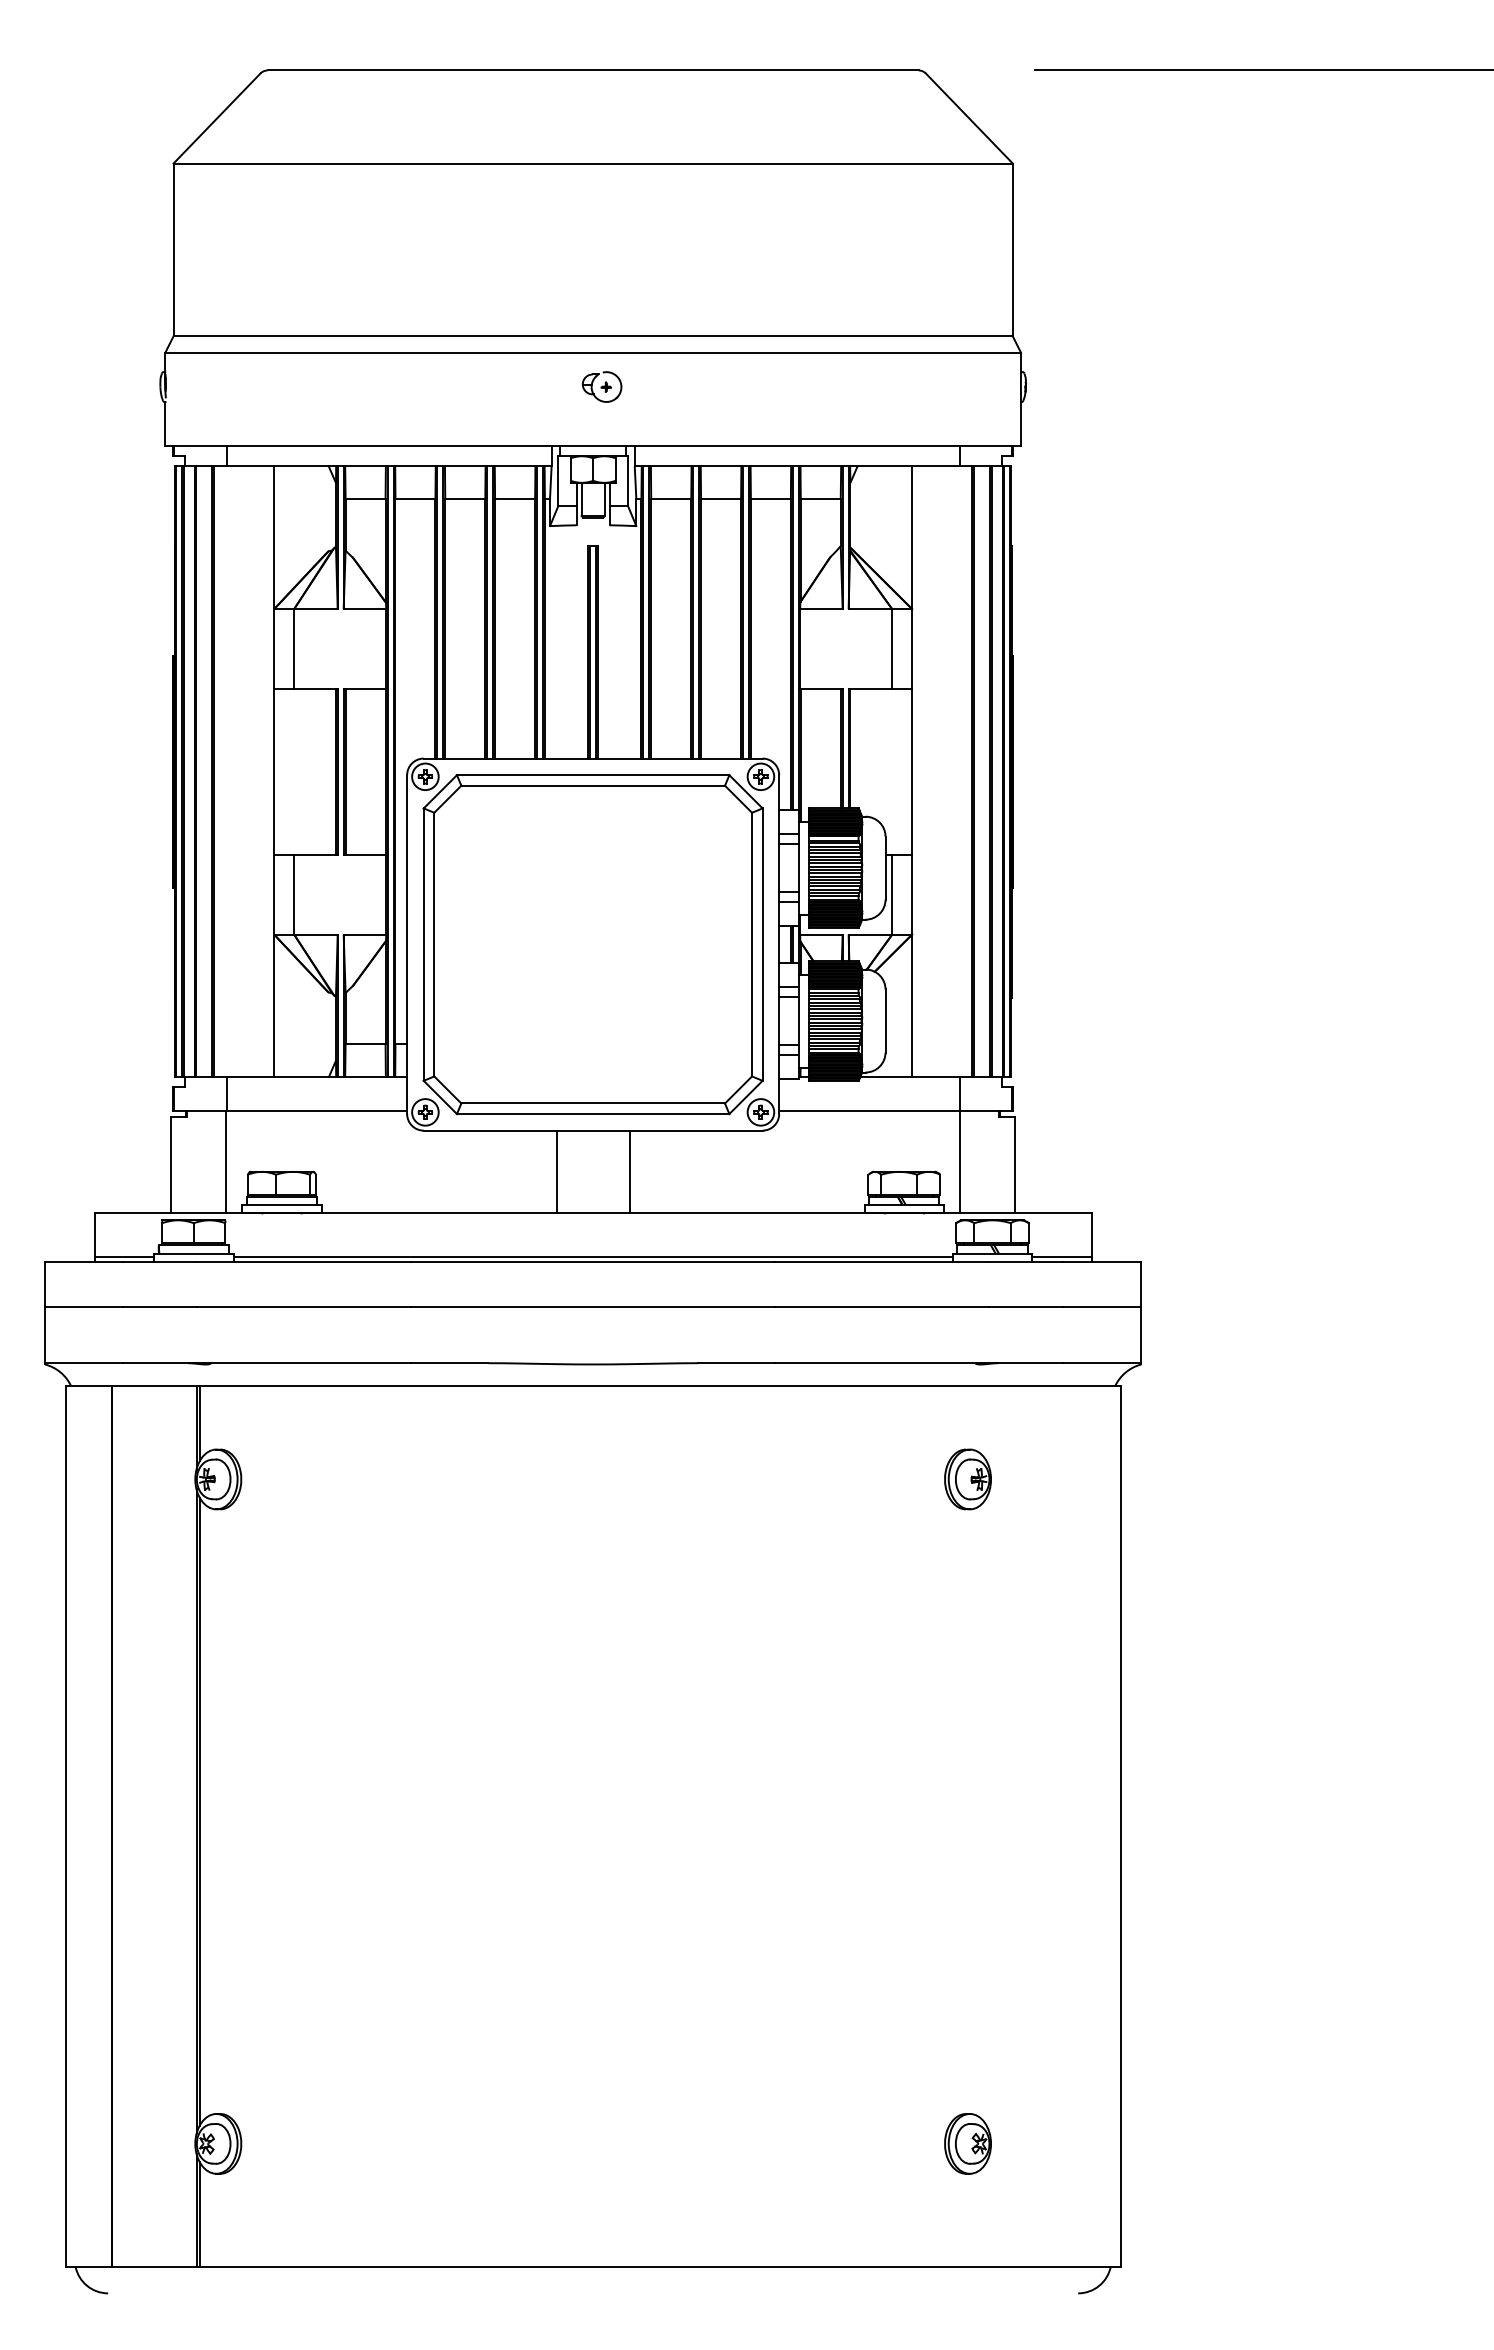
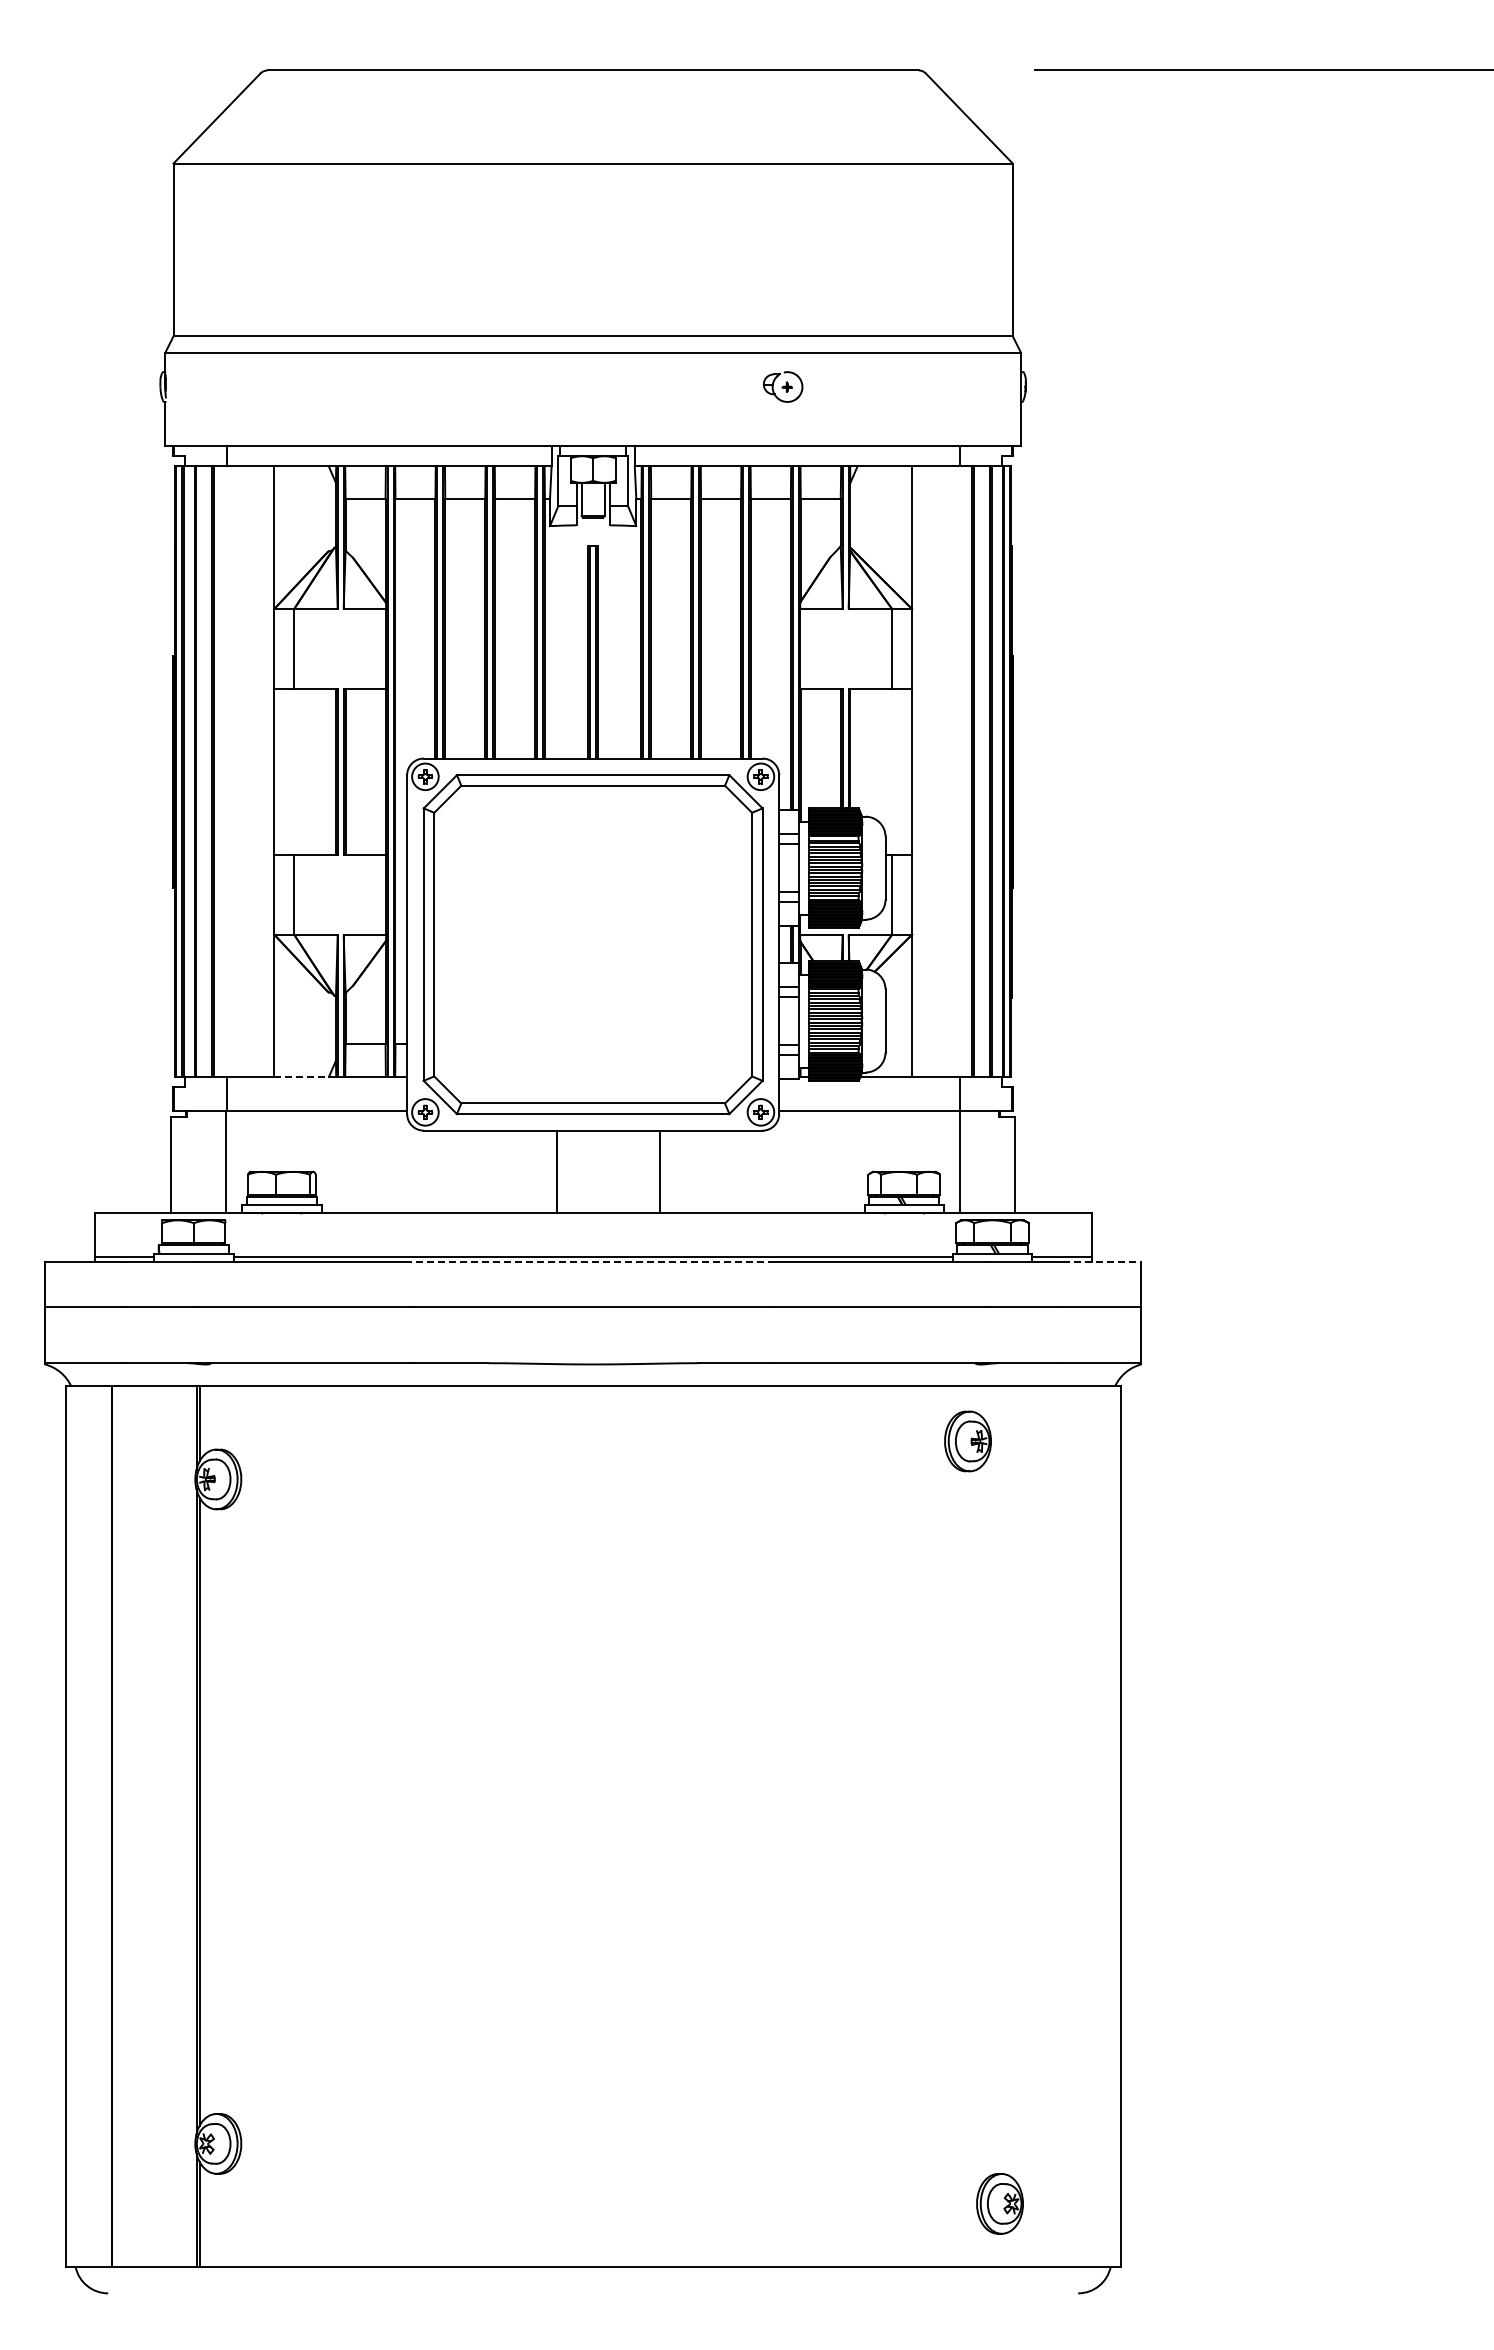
part position: (601, 386) -> (782, 386) (782, 386)
line: solid -> dashed (301, 1077)
line position: (629, 1171) -> (659, 1171) (659, 1171)
line: solid -> dashed (593, 1261)
line: solid -> dashed (1102, 1261)
part position: (967, 1479) -> (967, 1441) (967, 1441)
part position: (967, 2143) -> (999, 2203) (999, 2203)
